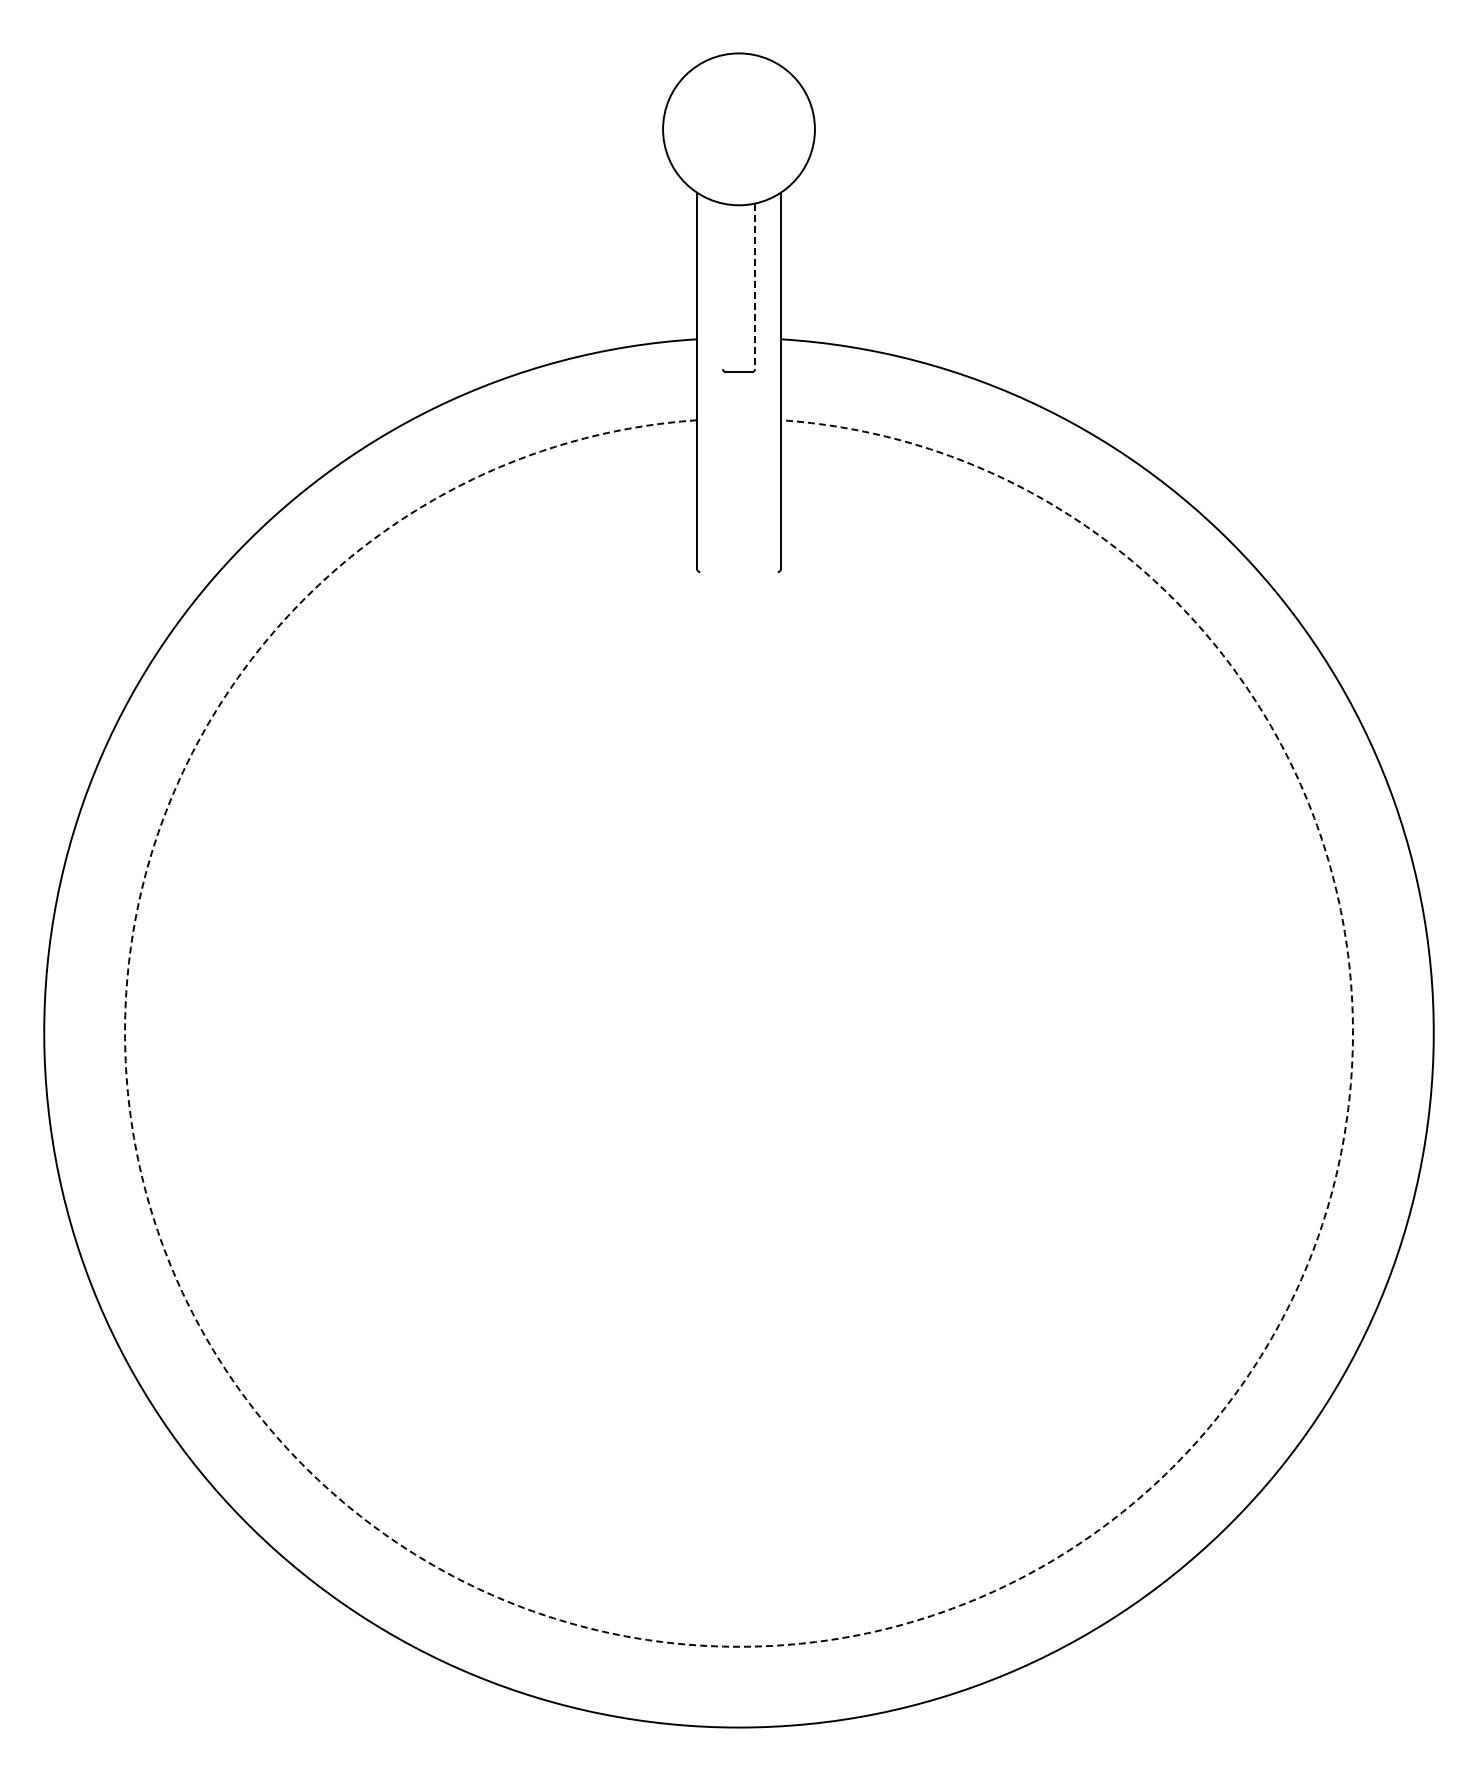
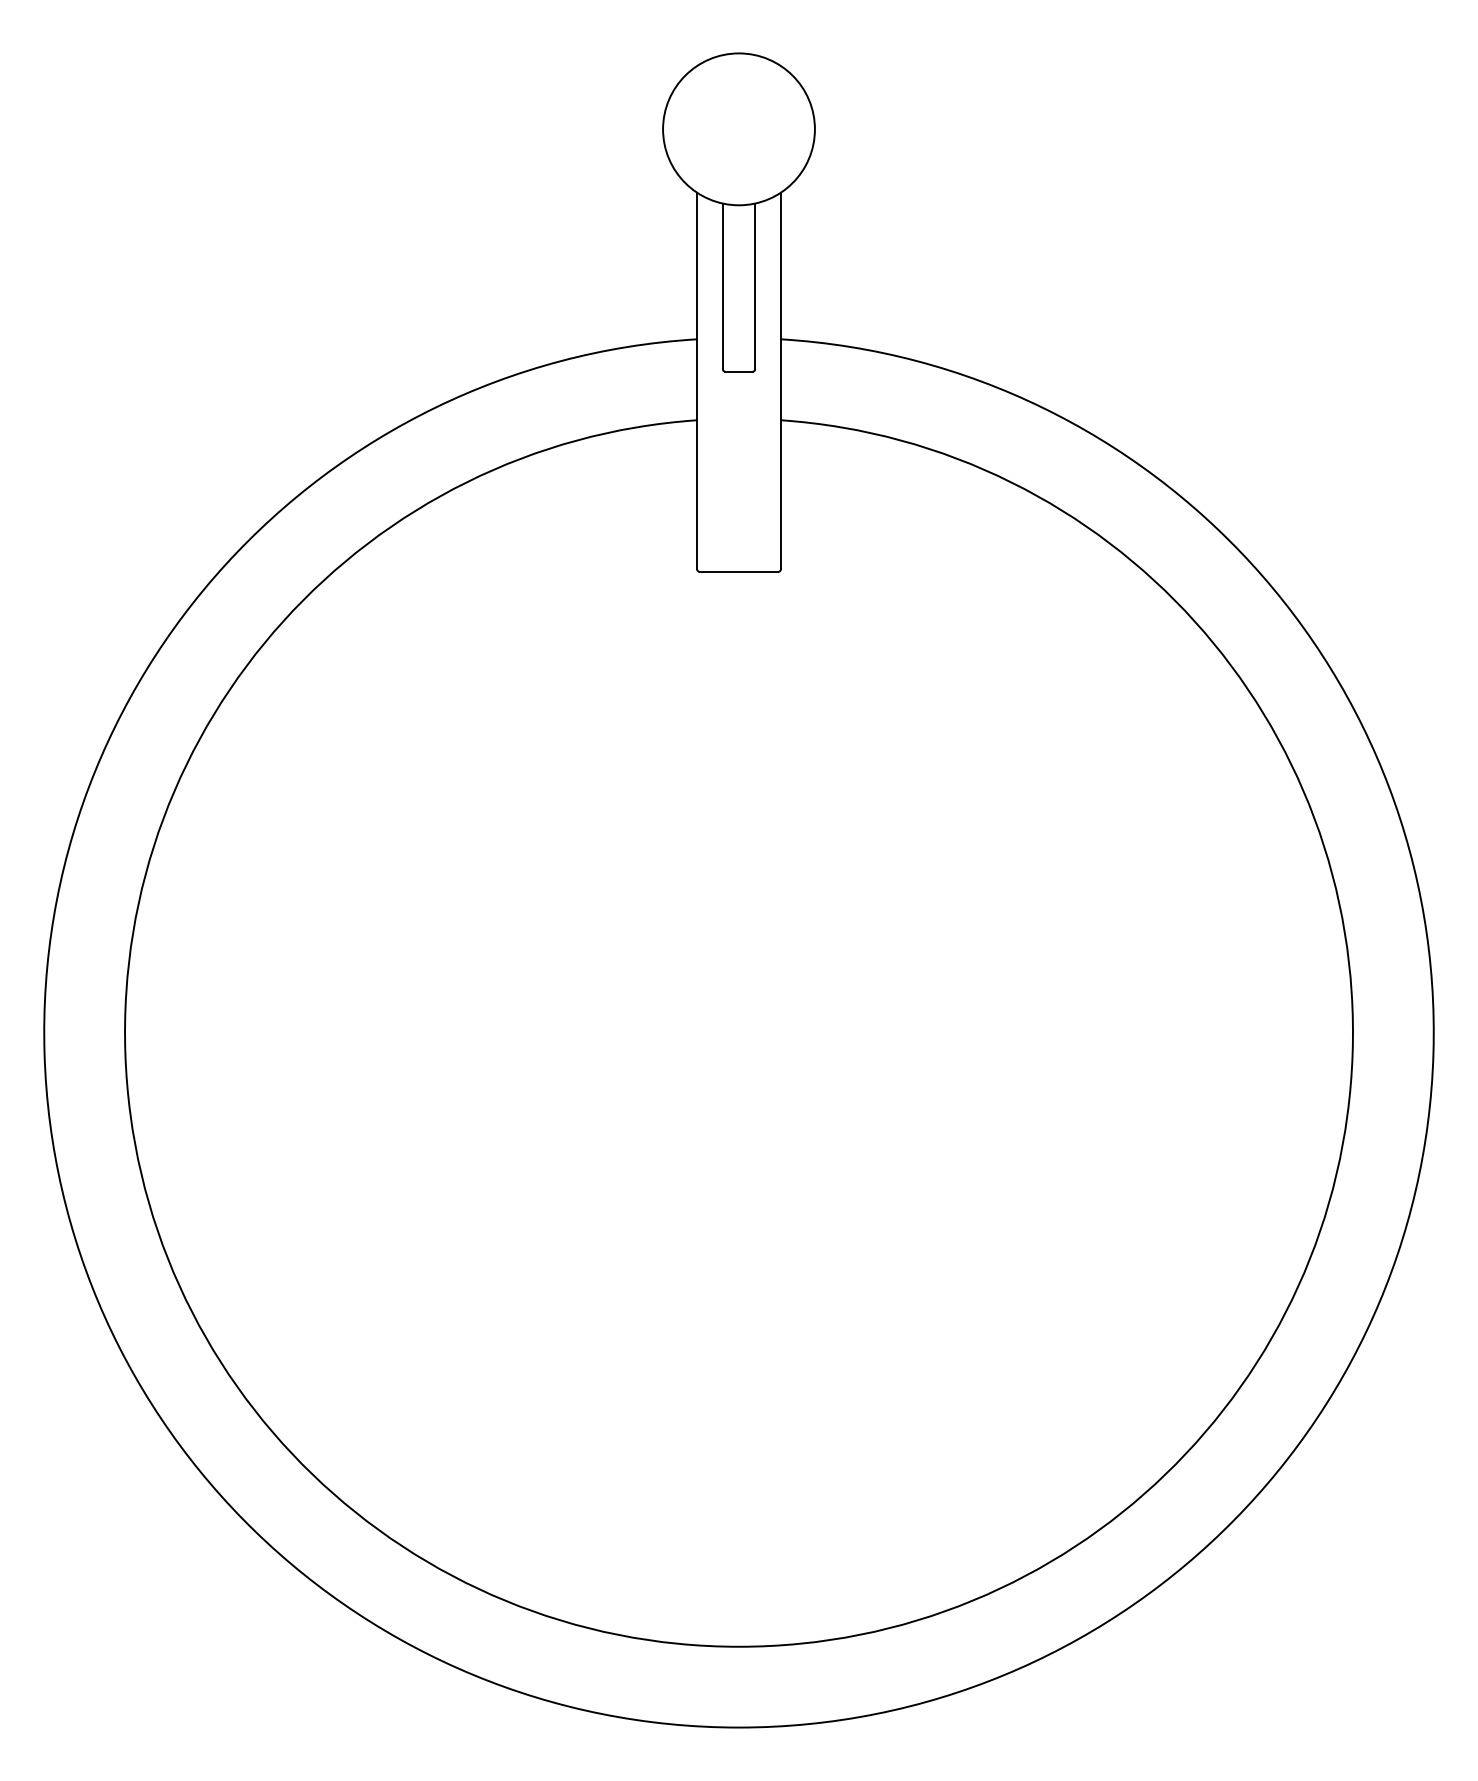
line: none -> present (722, 286)
line: dashed -> solid (755, 286)
line: none -> present (738, 572)
arc: dashed -> solid (739, 1646)
